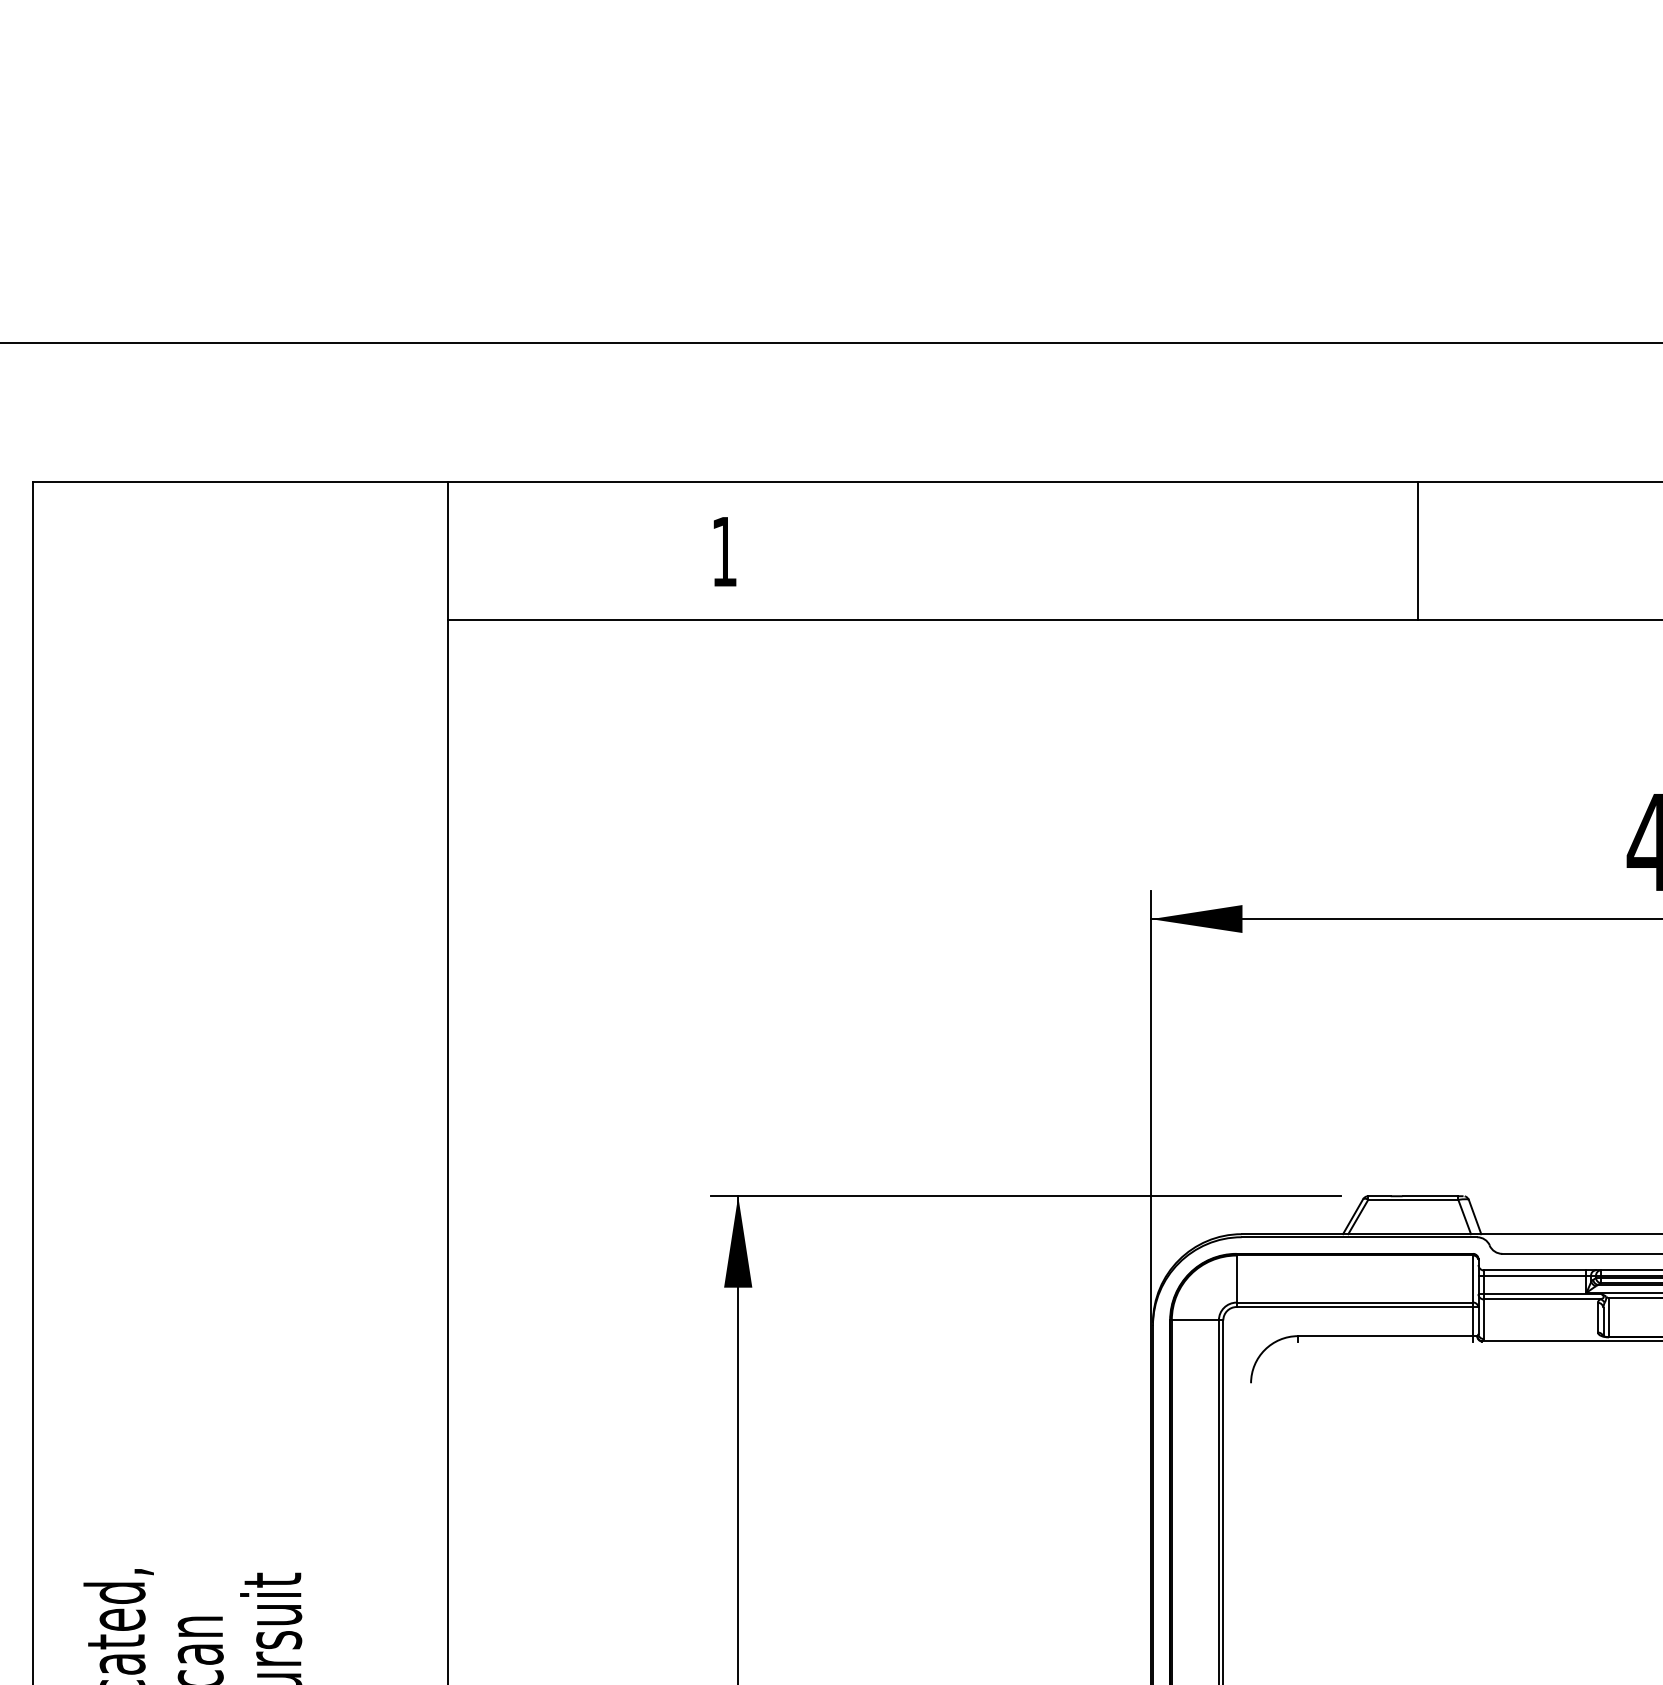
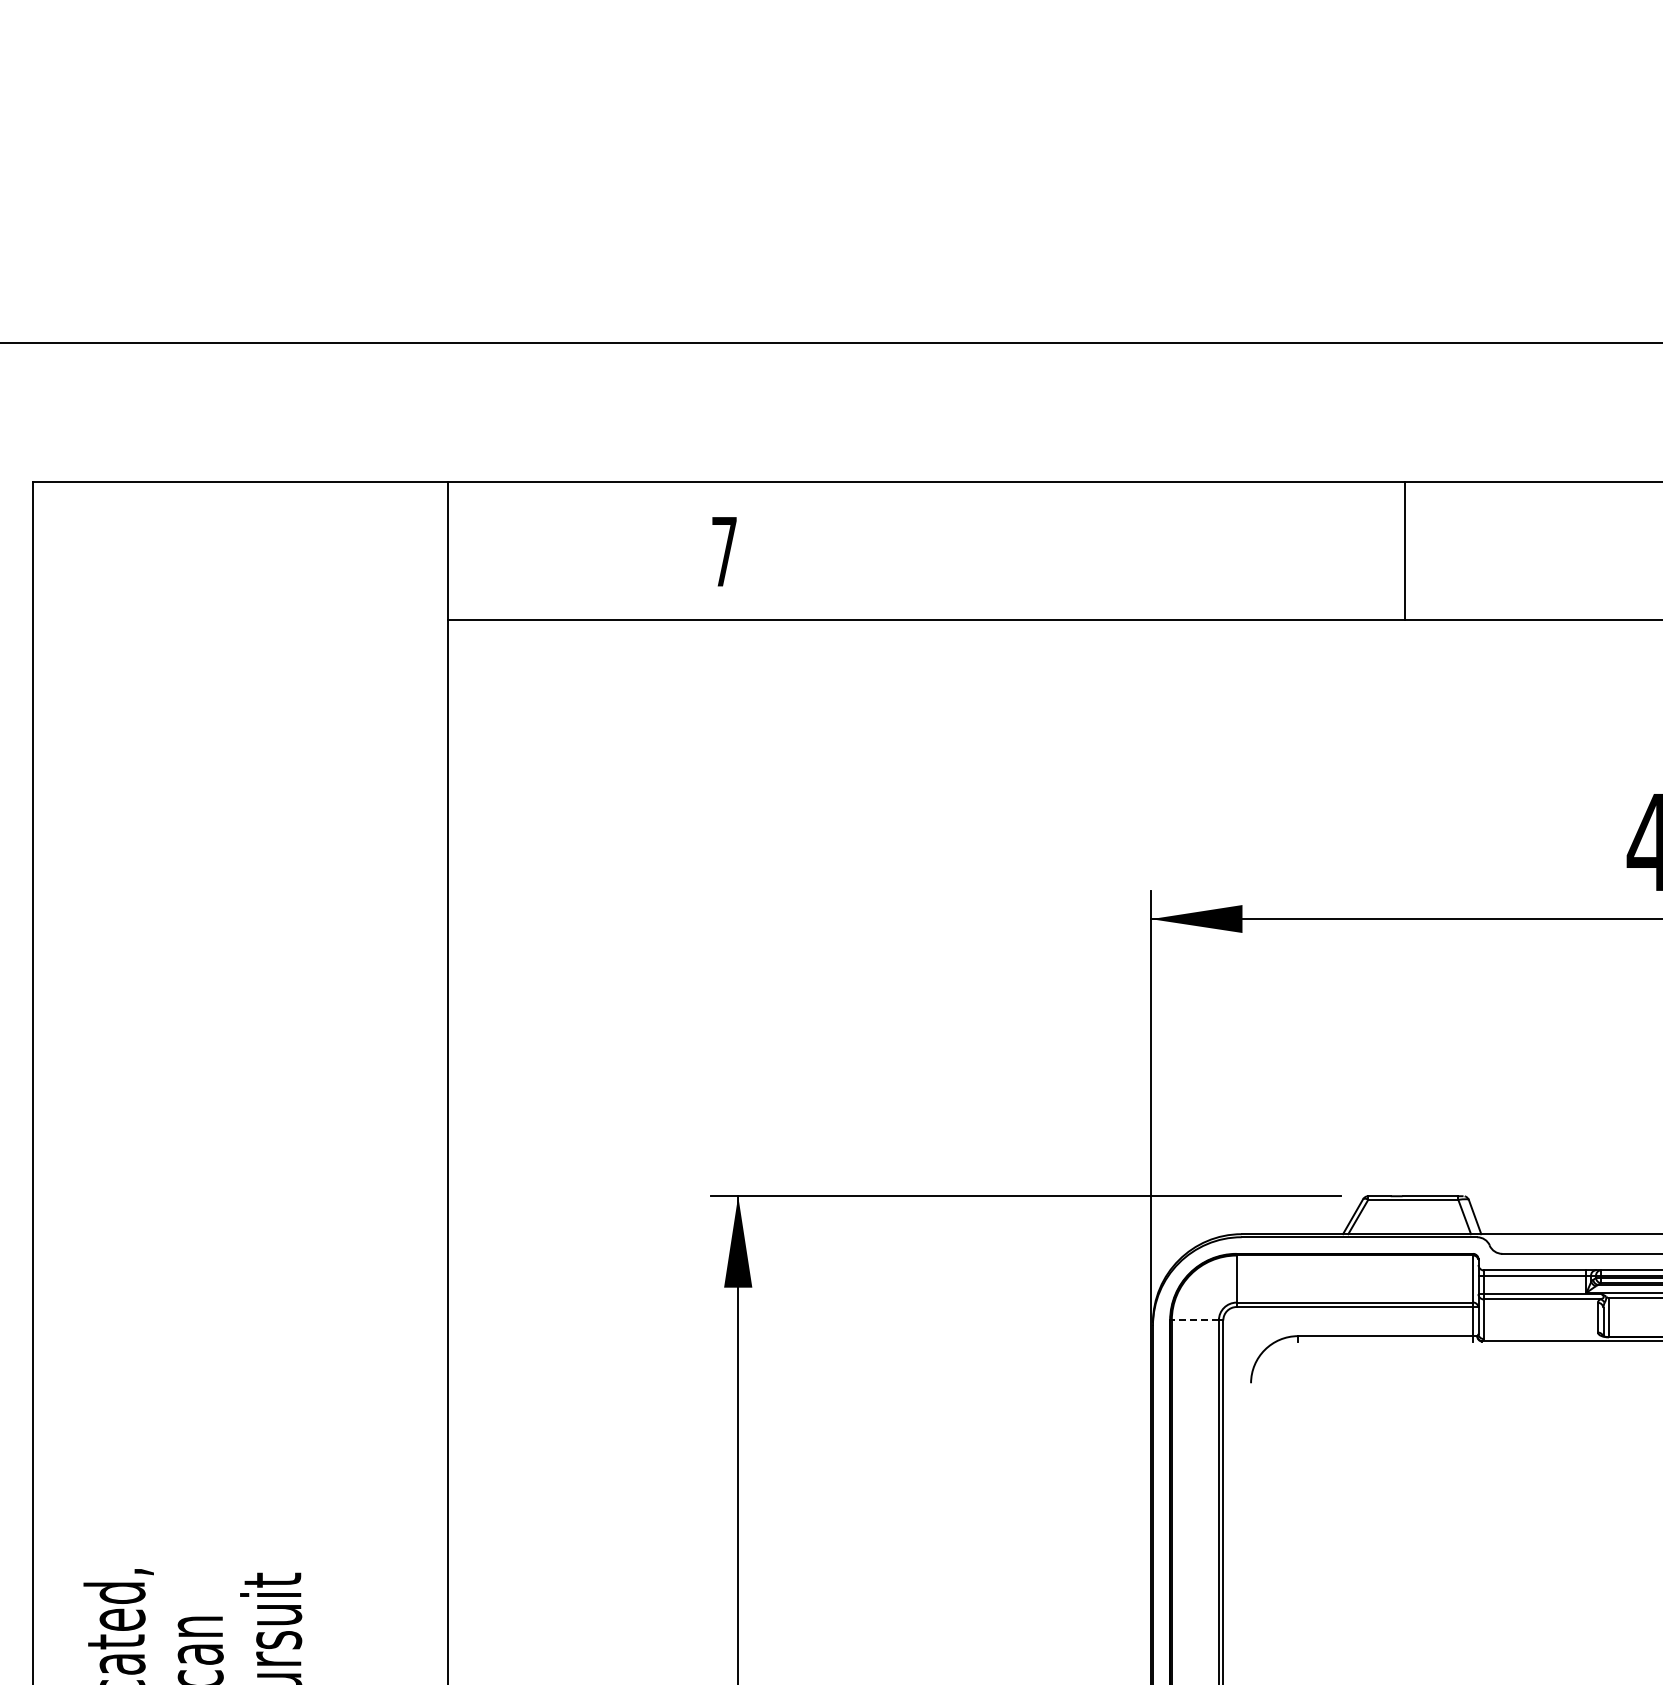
line position: (1417, 550) -> (1404, 550) (1404, 550)
text: 1 -> 7 (724, 551)
line: solid -> dashed (1195, 1320)
